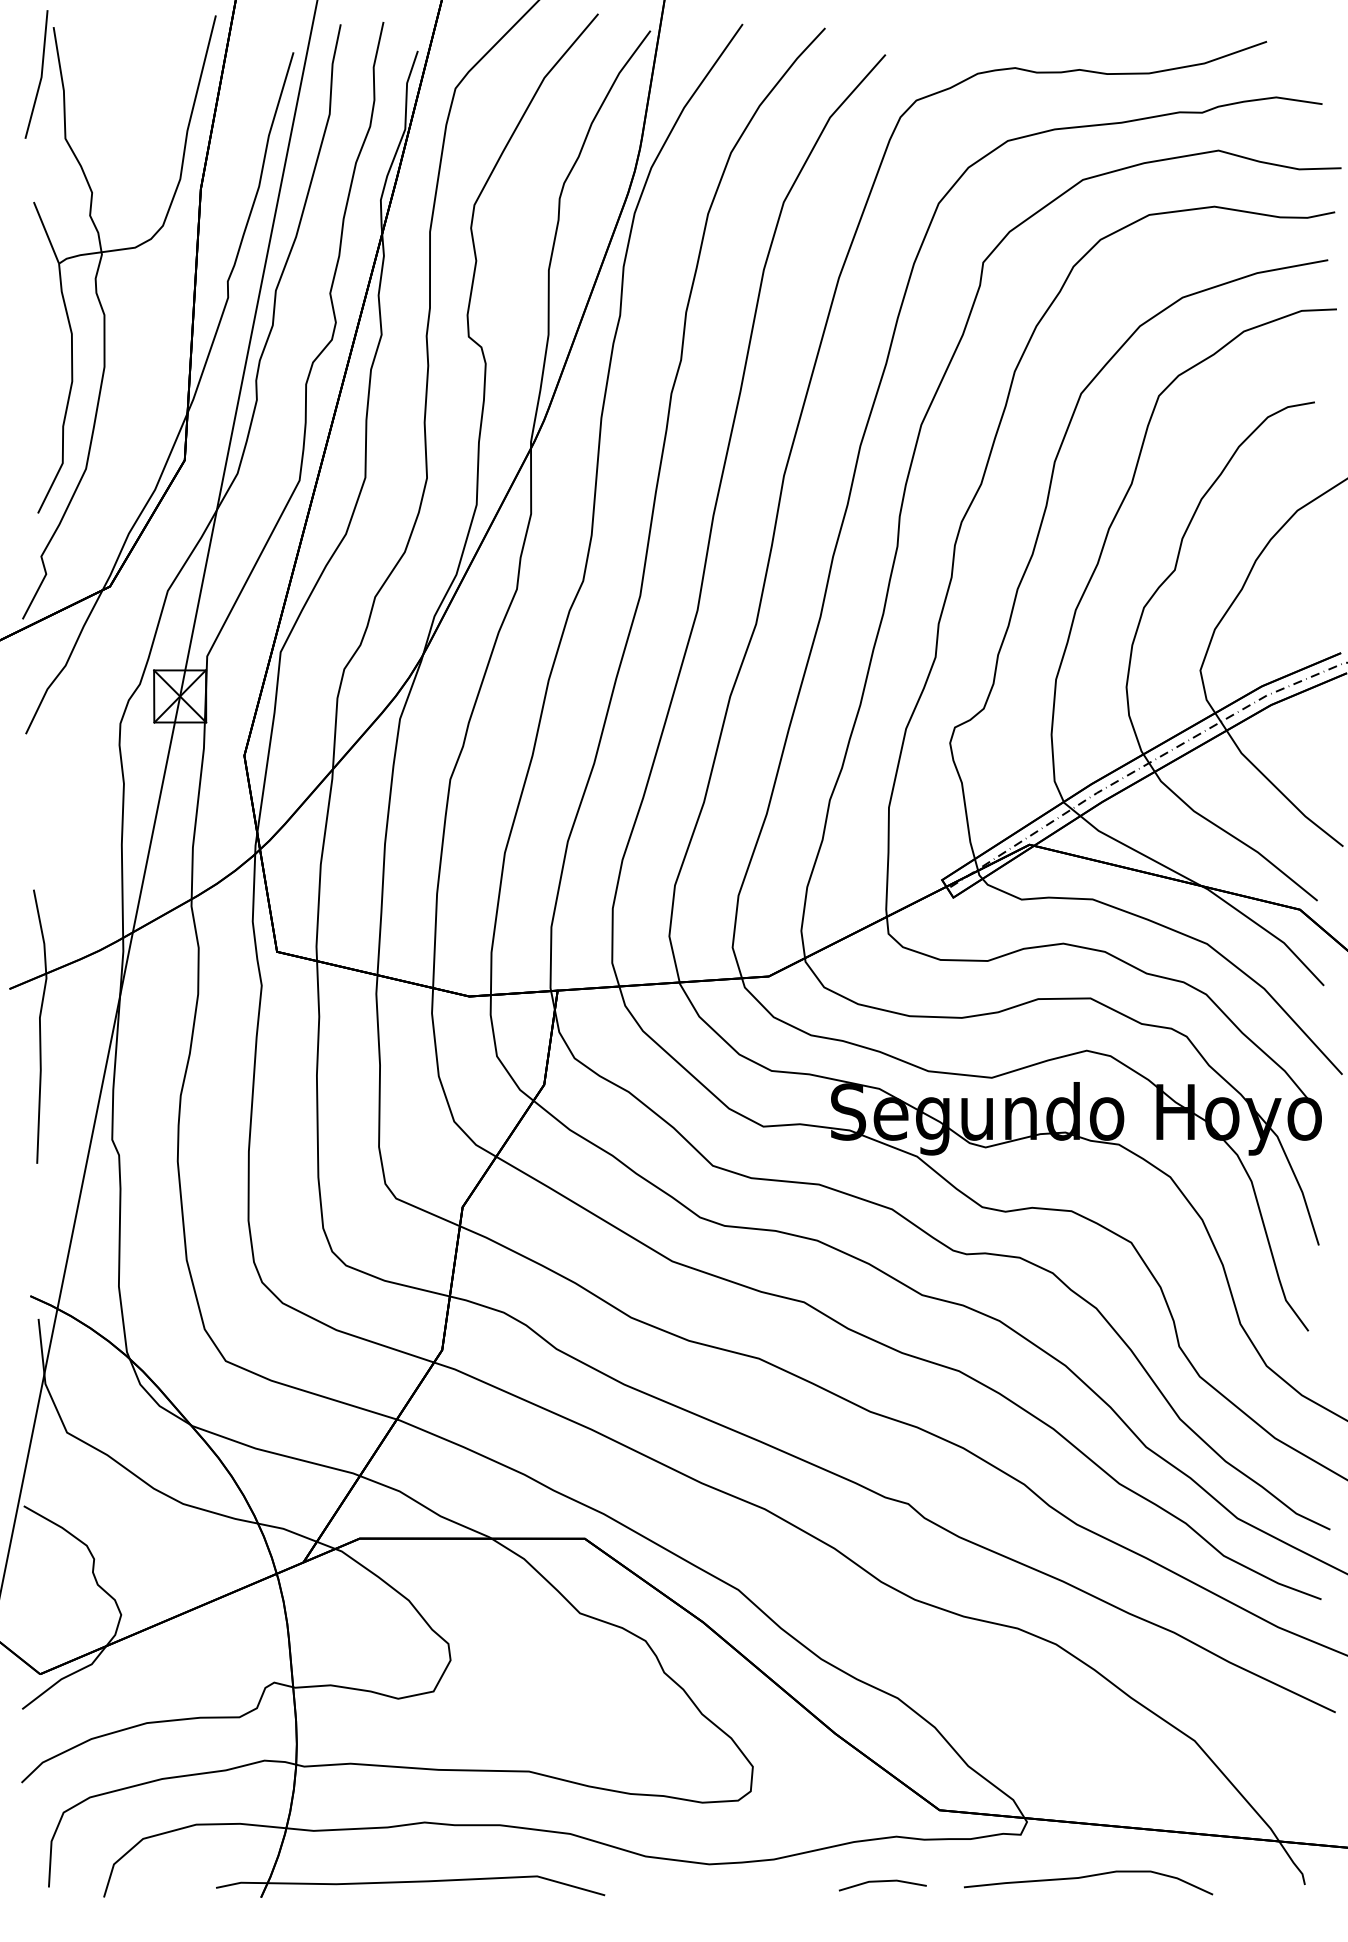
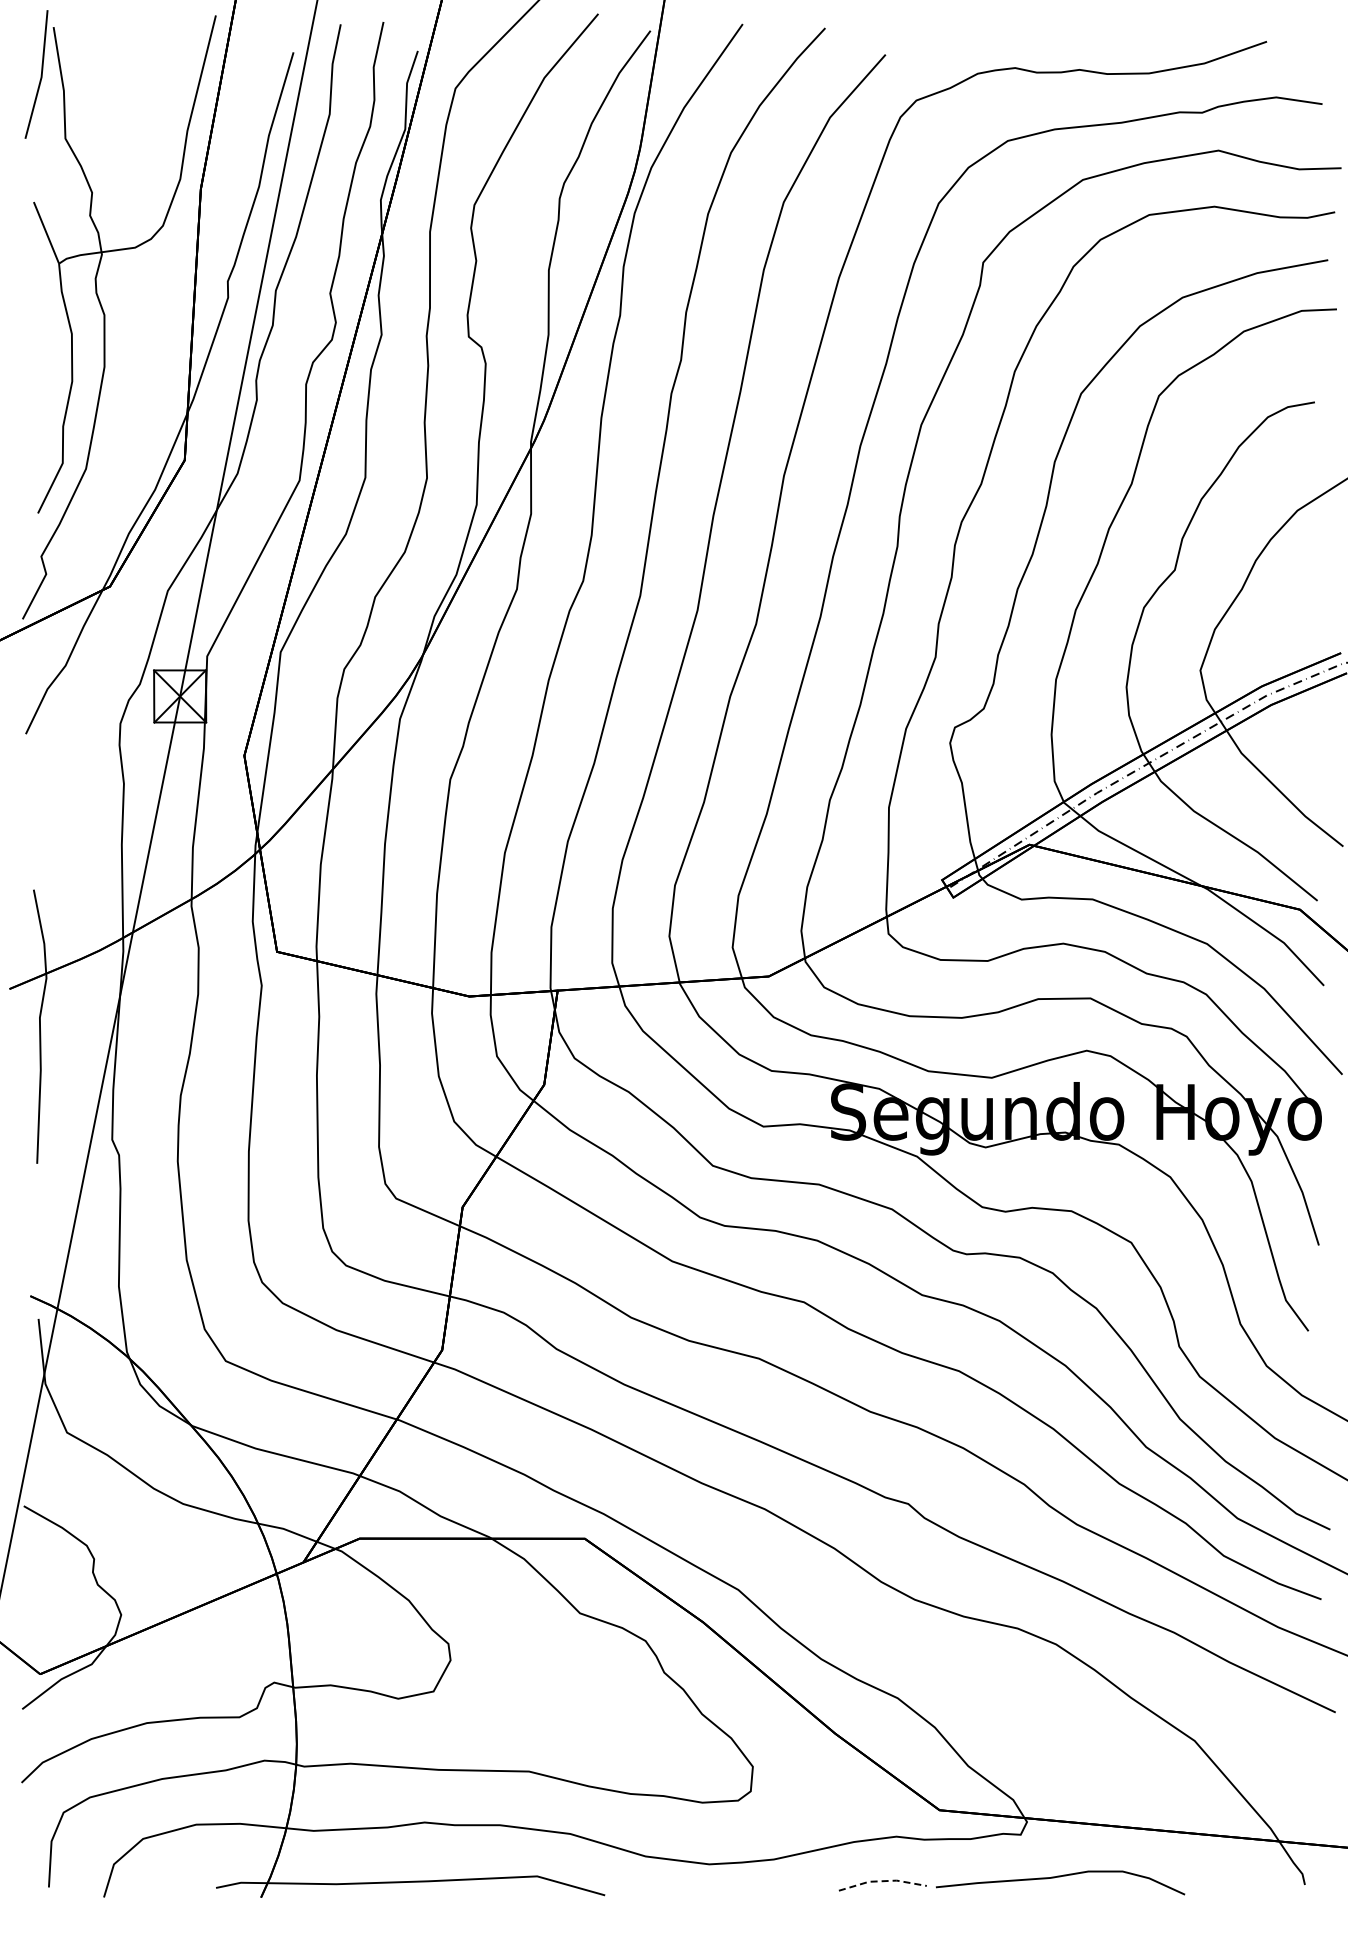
curve position: (1088, 1877) -> (1060, 1877) (1060, 1877)
line: solid -> dashed (882, 1881)
